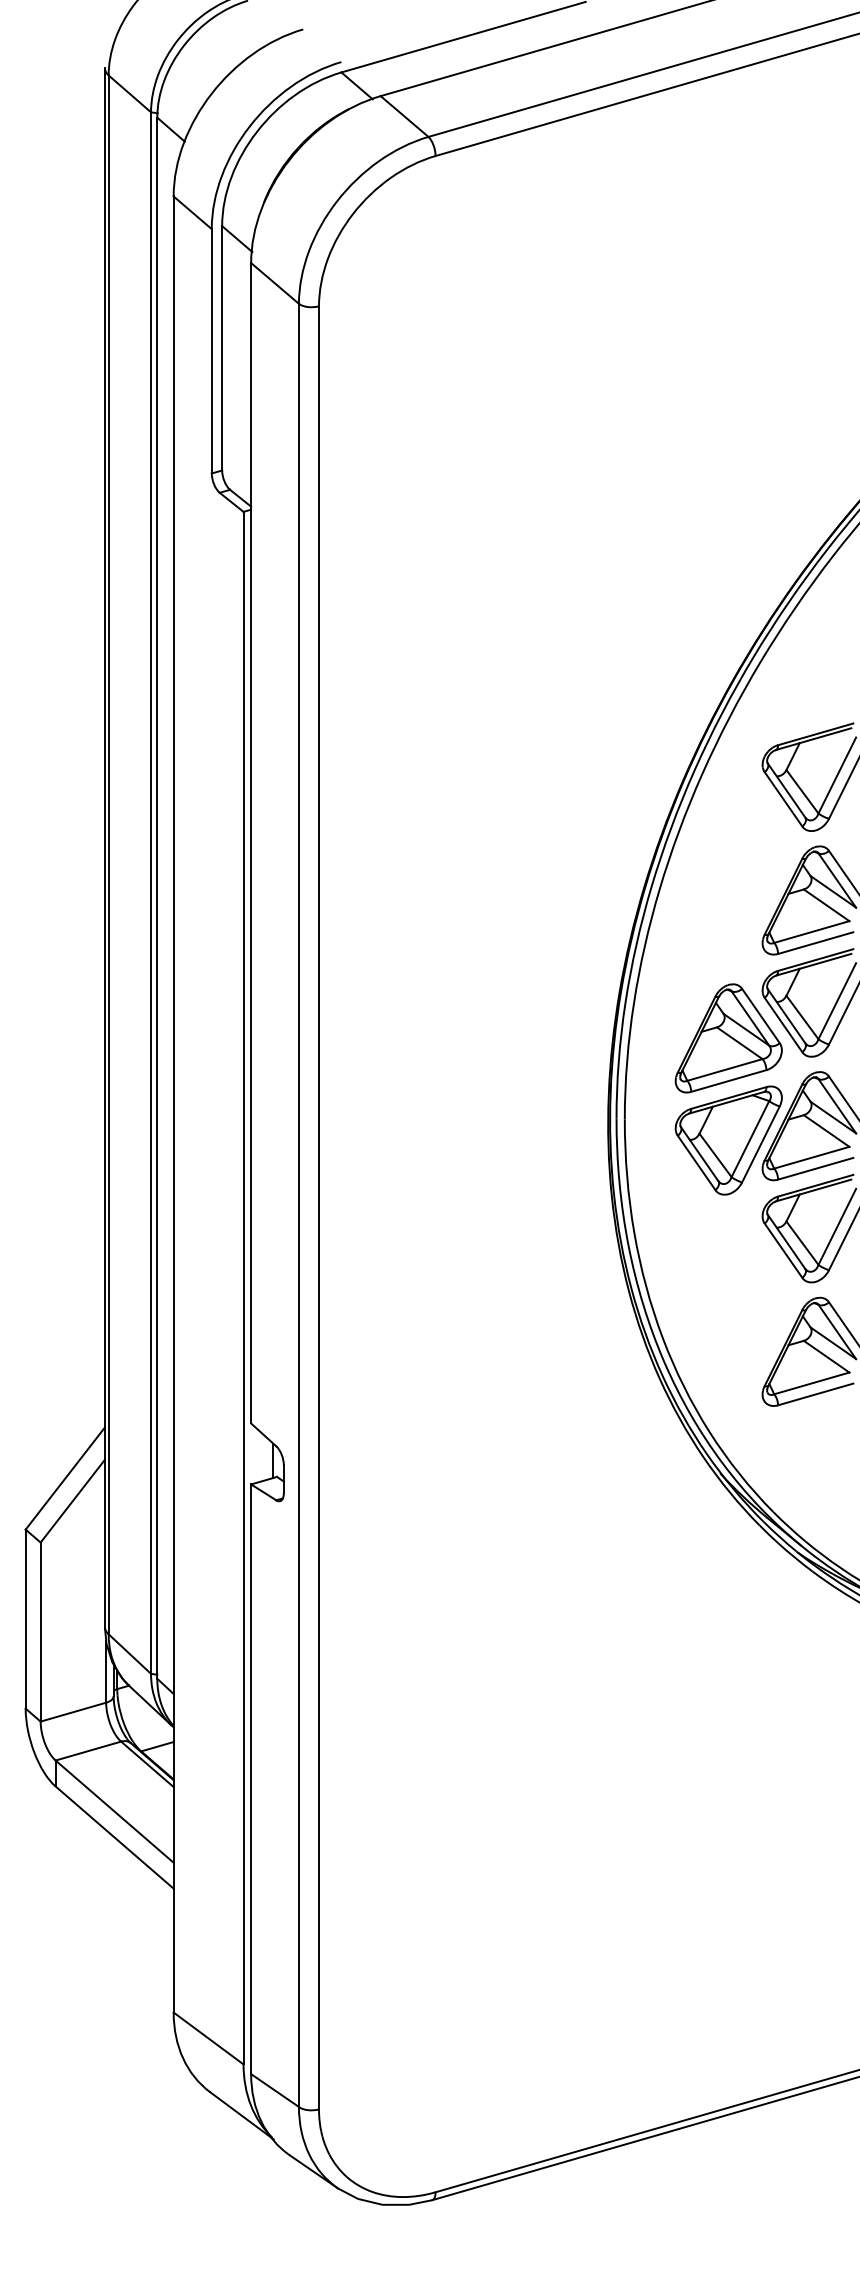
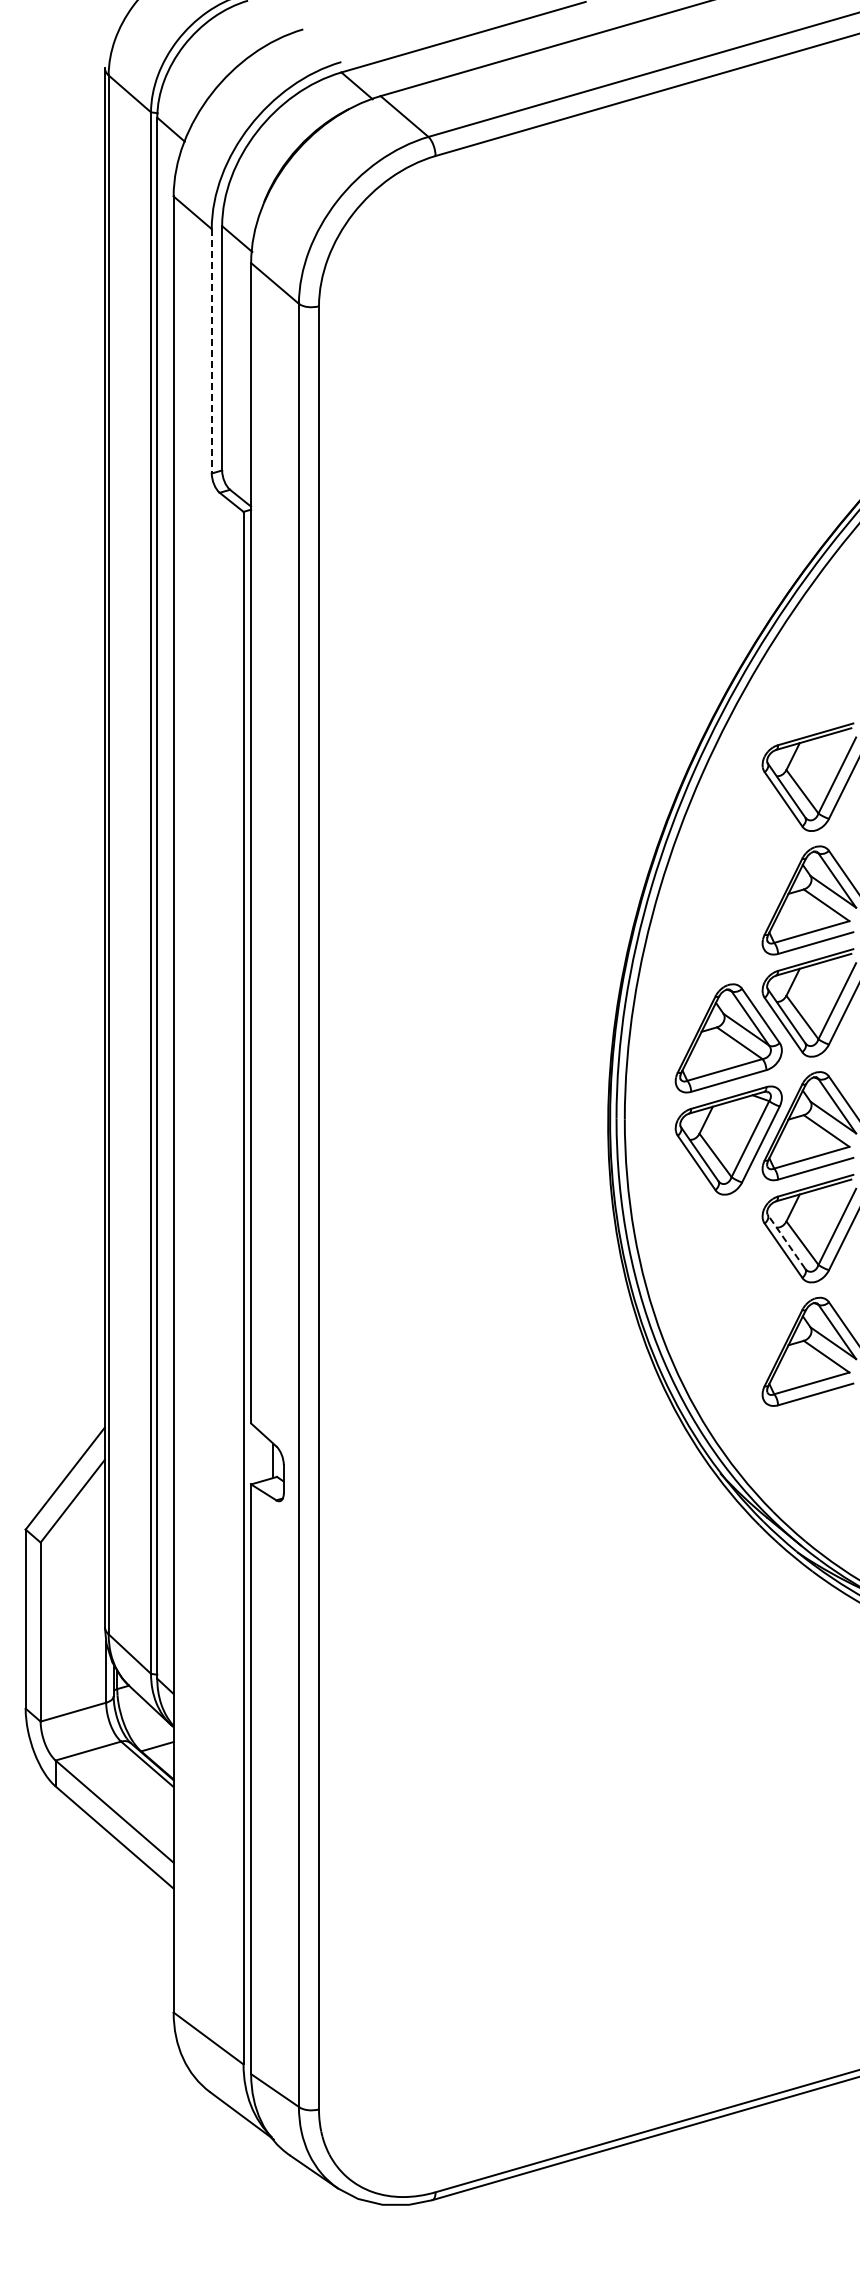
line: solid -> dashed (211, 351)
line: solid -> dashed (786, 1241)
